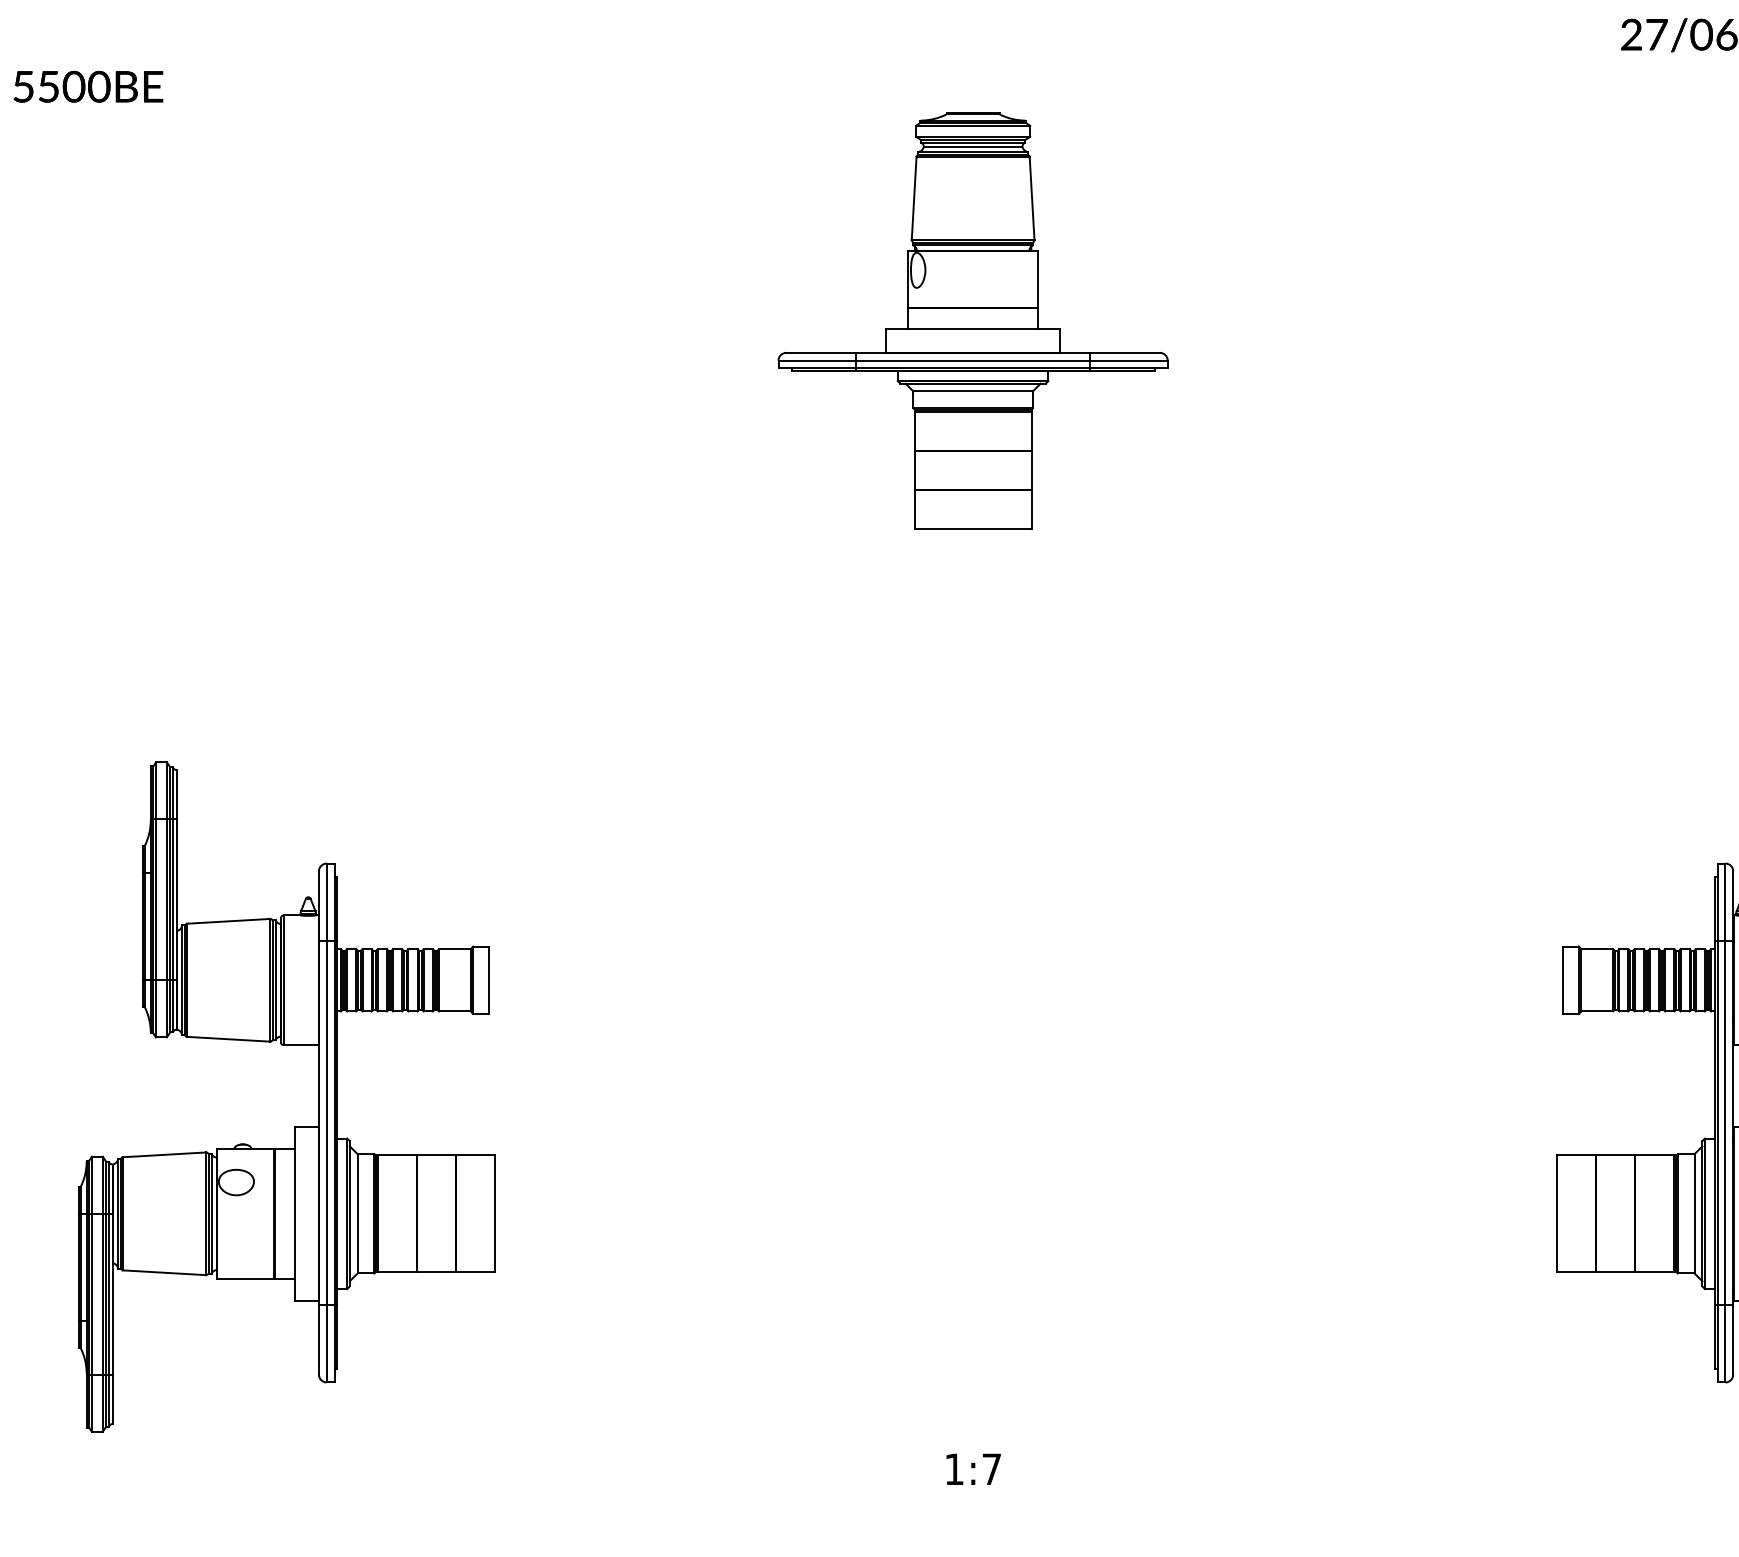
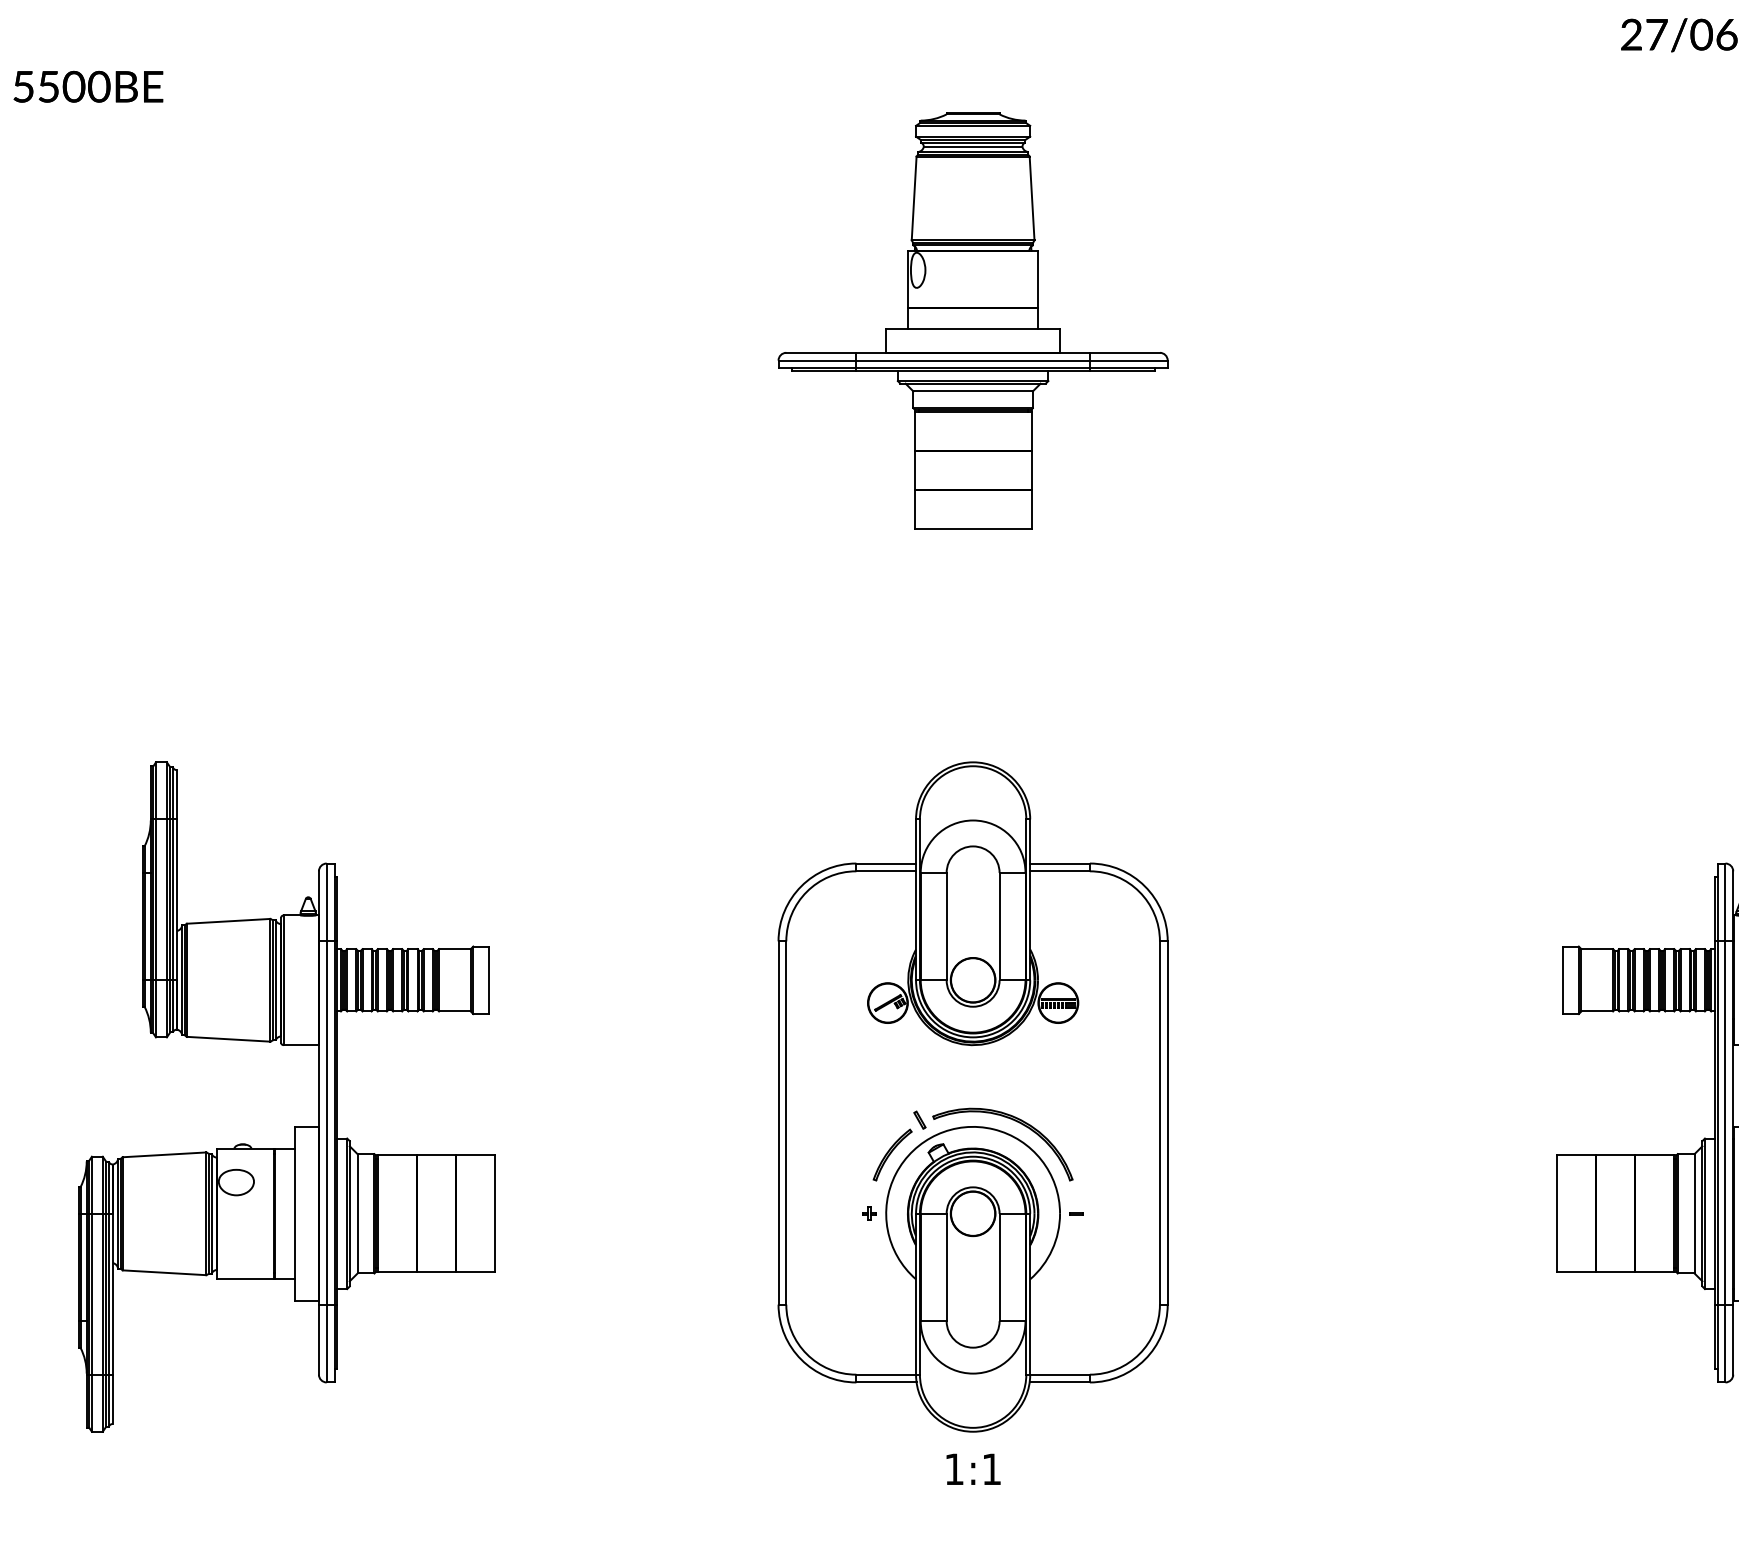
part: none -> present (972, 1096)
text: 1:7 -> 1:1 (991, 1468)
